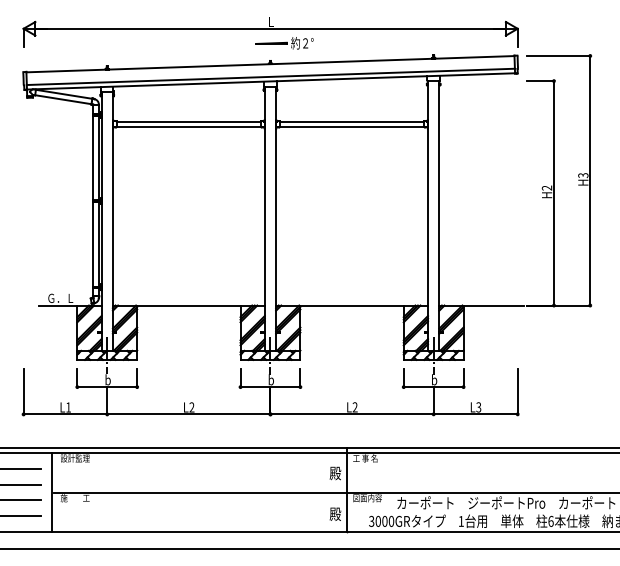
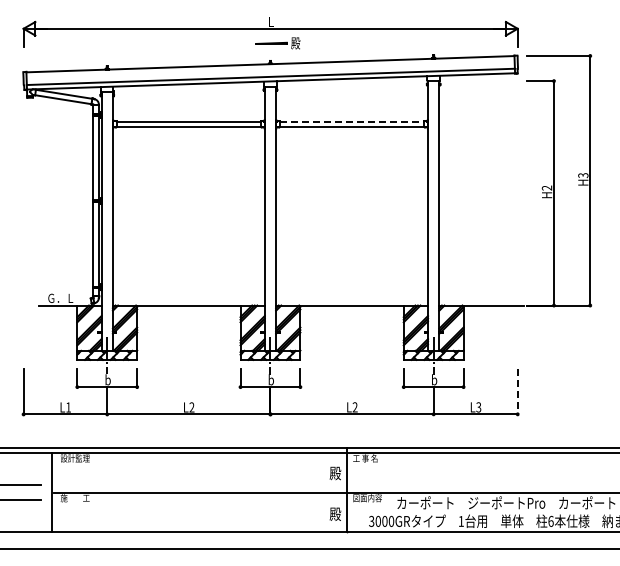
text: 約２° -> 殿 (302, 43)
line: solid -> dashed (352, 121)
line: solid -> dashed (517, 391)
line: present -> none (21, 468)
line: present -> none (21, 516)
